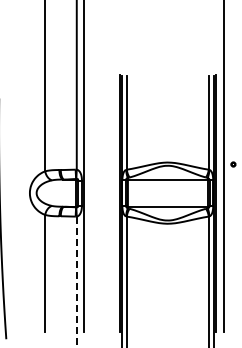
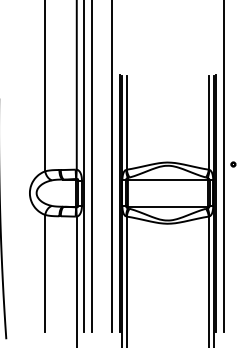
line: none -> present (92, 167)
line: none -> present (111, 167)
line: dashed -> solid (76, 282)
